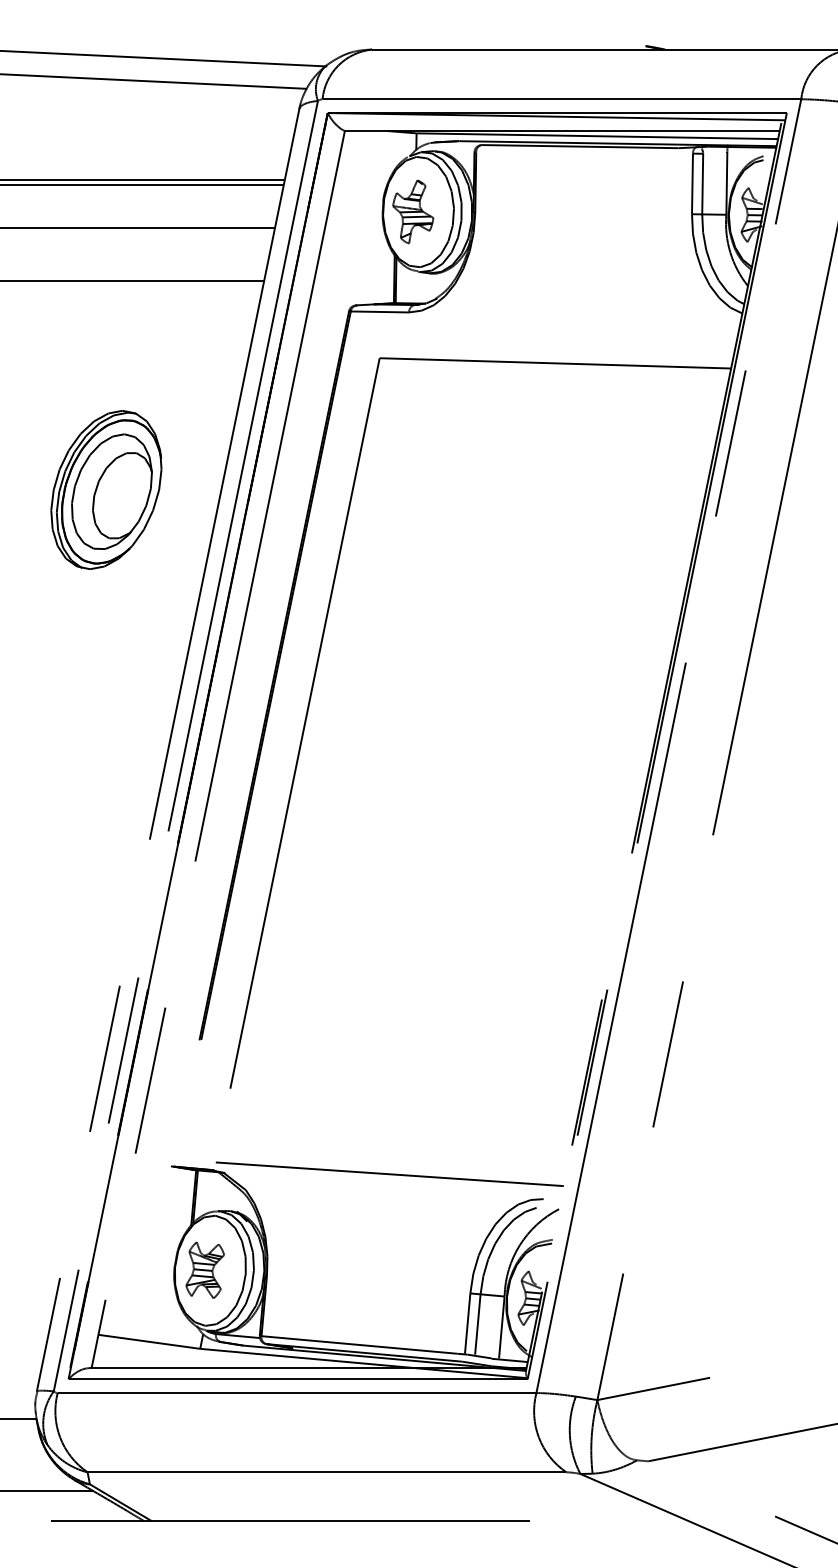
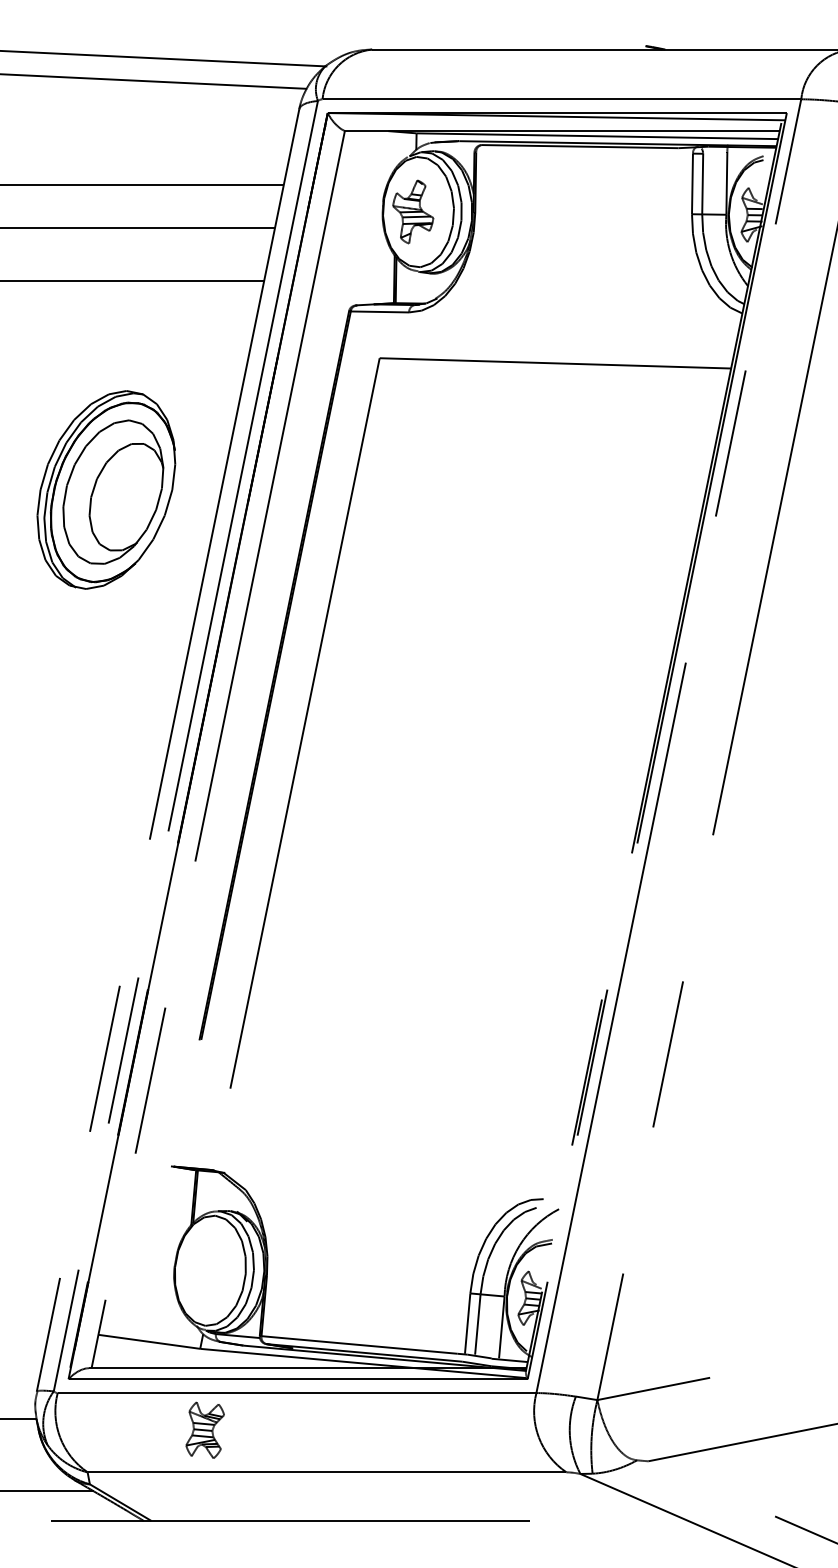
line: present -> none (143, 179)
part size: 113x160 px -> 141x200 px (106, 489)
line: present -> none (389, 1174)
part position: (204, 1269) -> (204, 1429) (204, 1429)
